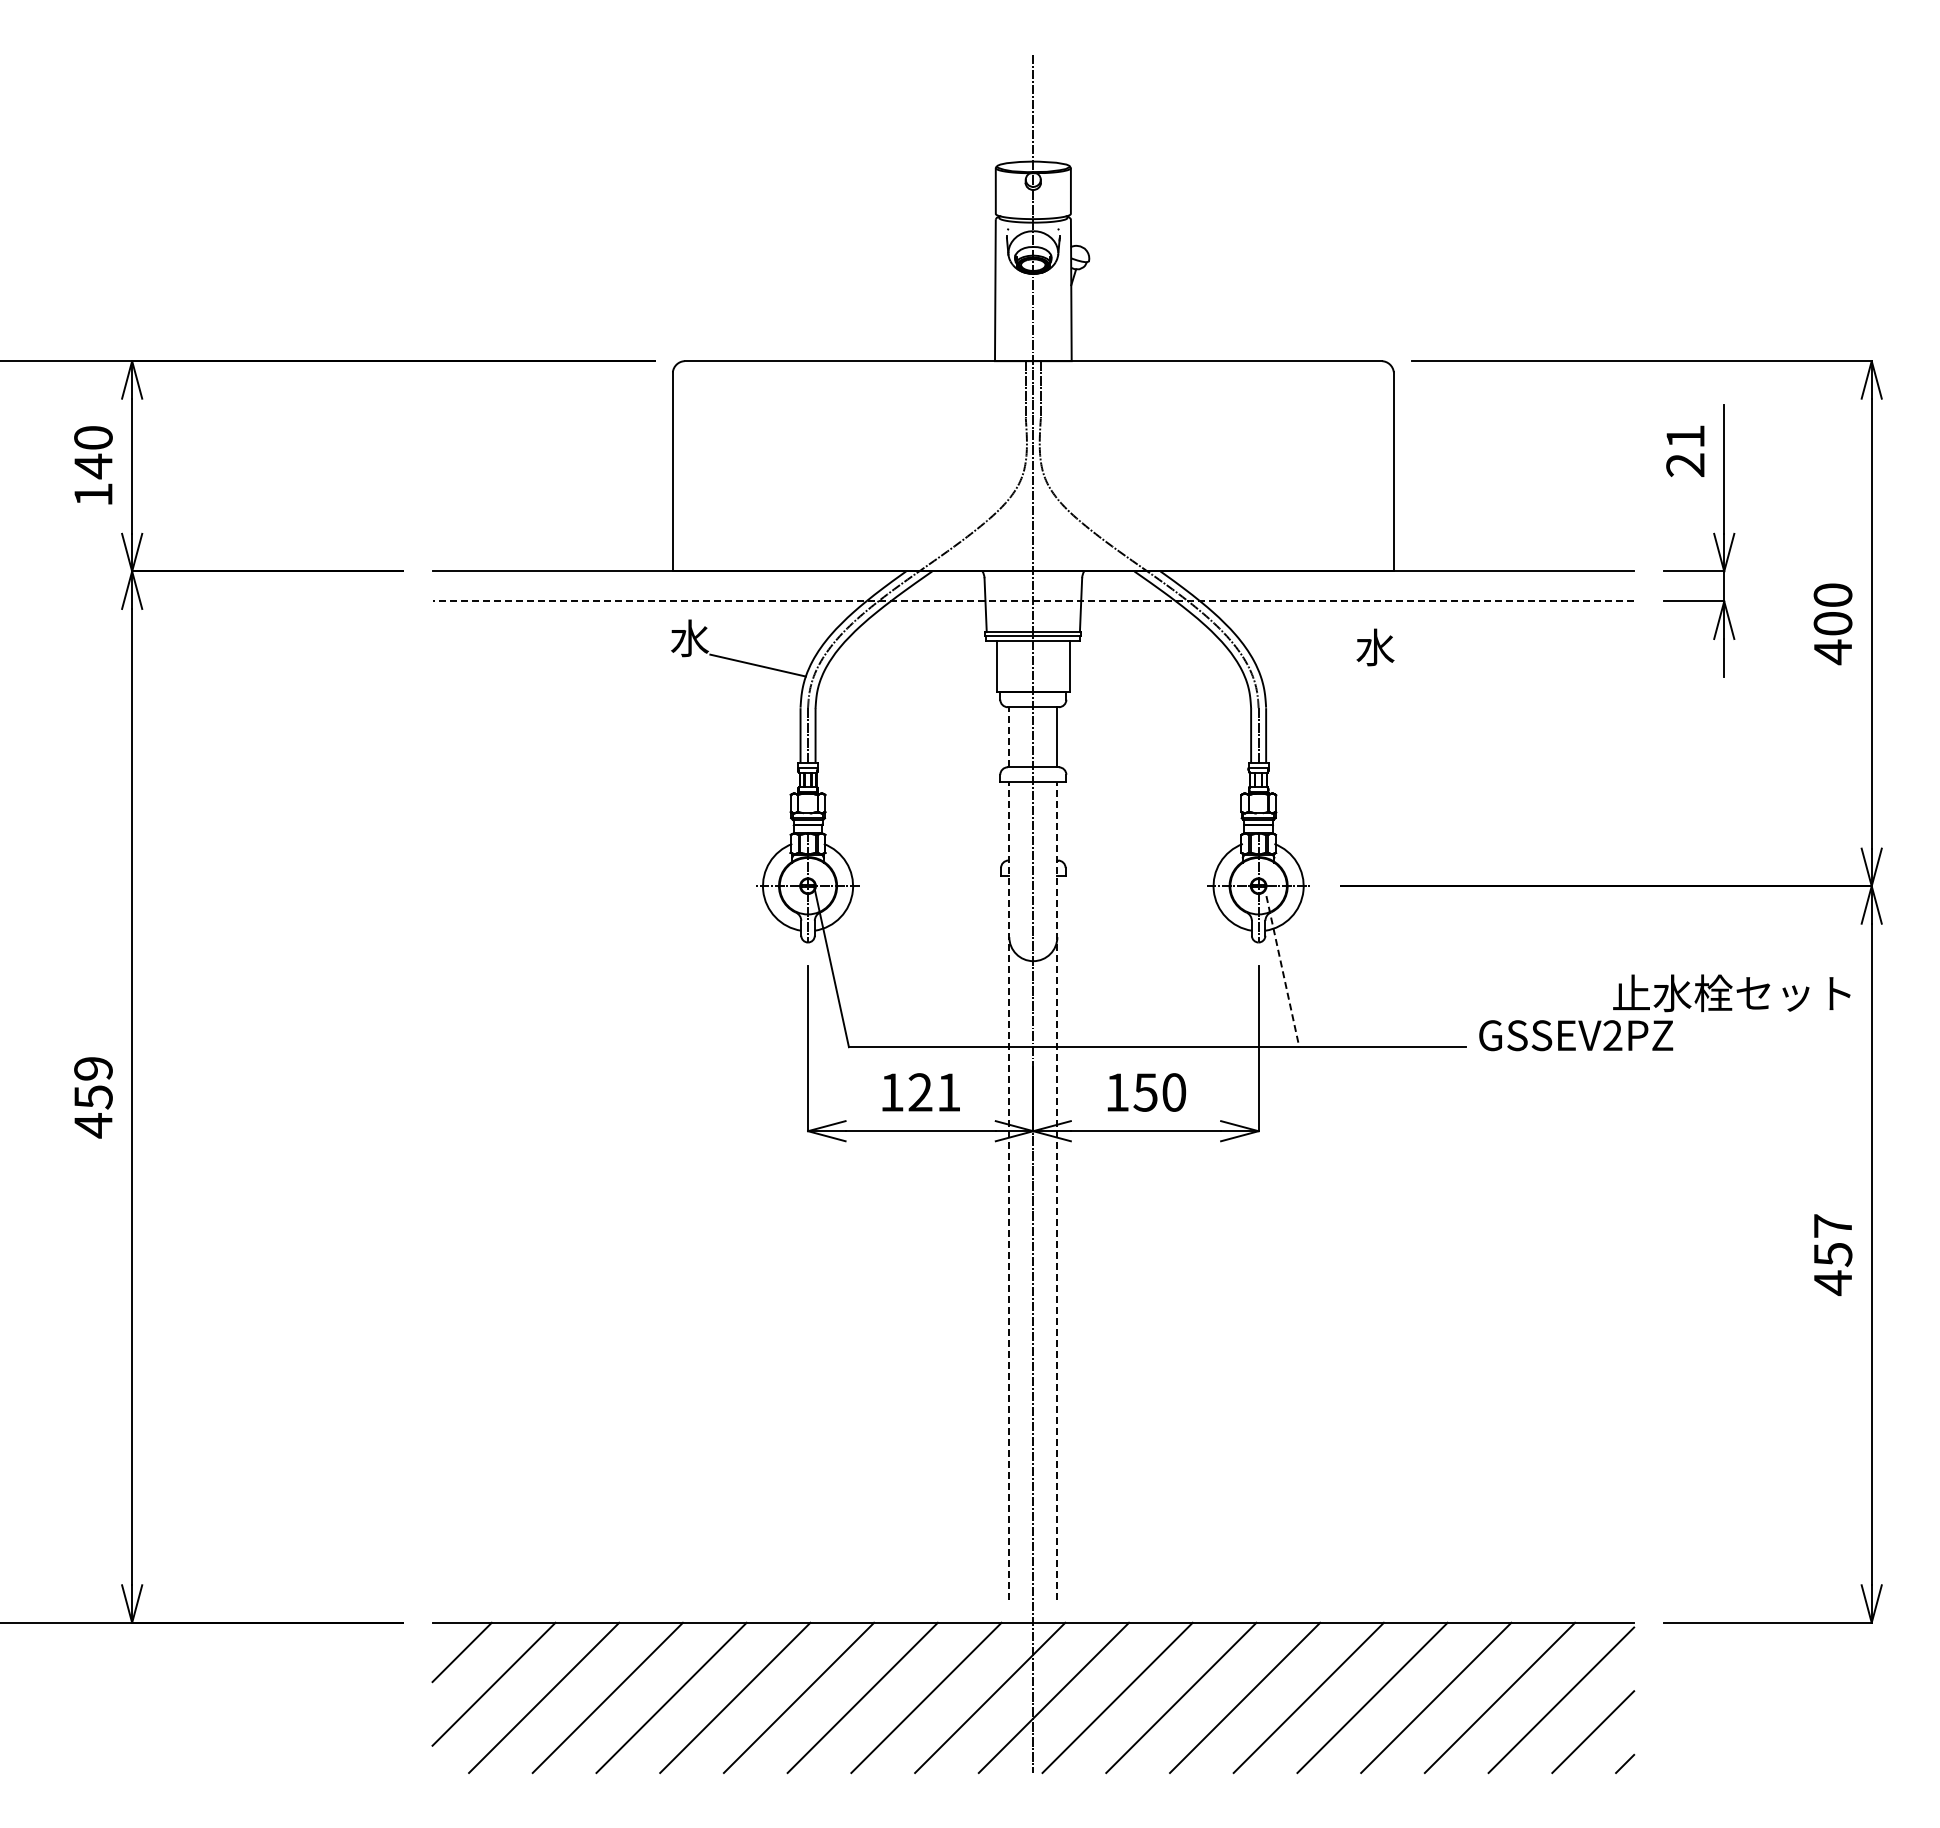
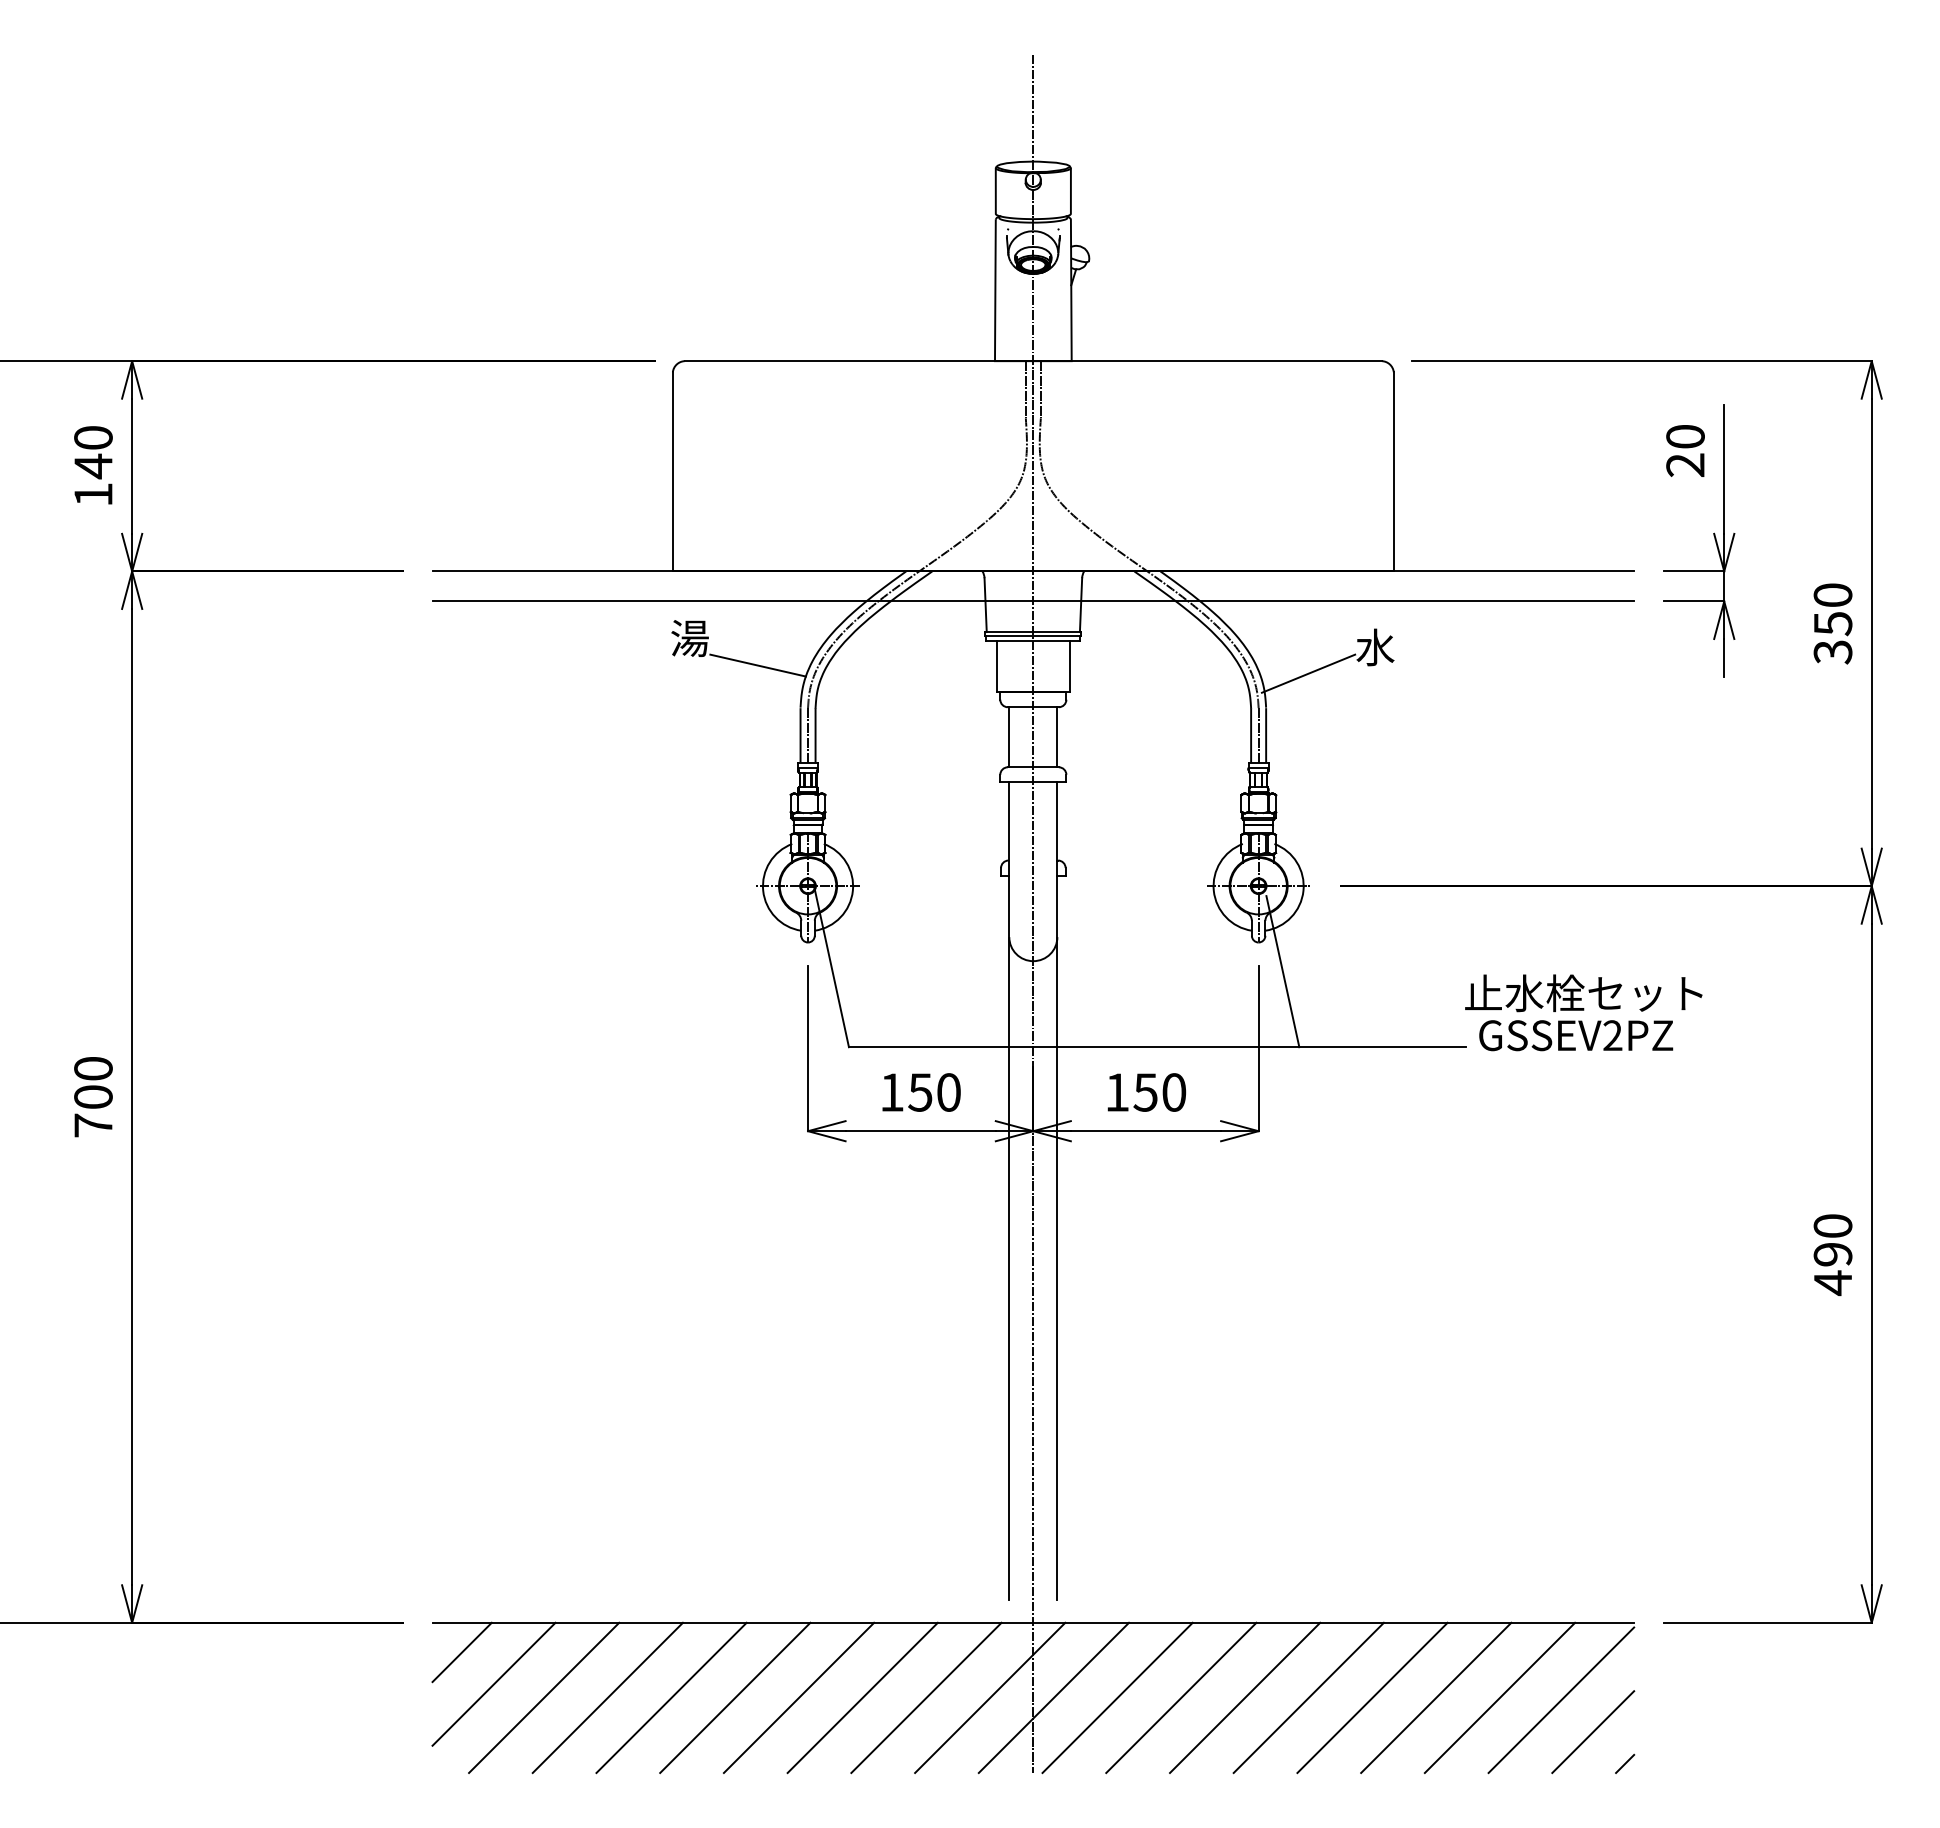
text: 21 -> 20 (1685, 436)
line: dashed -> solid (1033, 601)
text: 水 -> 湯 (690, 638)
text: 400 -> 350 (1832, 638)
line: none -> present (1308, 673)
line: dashed -> solid (1009, 736)
line: dashed -> solid (1282, 972)
text position: (1731, 993) -> (1583, 993) (1583, 993)
text: 121 -> 150 (934, 1092)
text: 459 -> 700 (93, 1097)
line: dashed -> solid (1009, 1191)
line: dashed -> solid (1057, 1191)
text: 457 -> 490 (1832, 1240)
